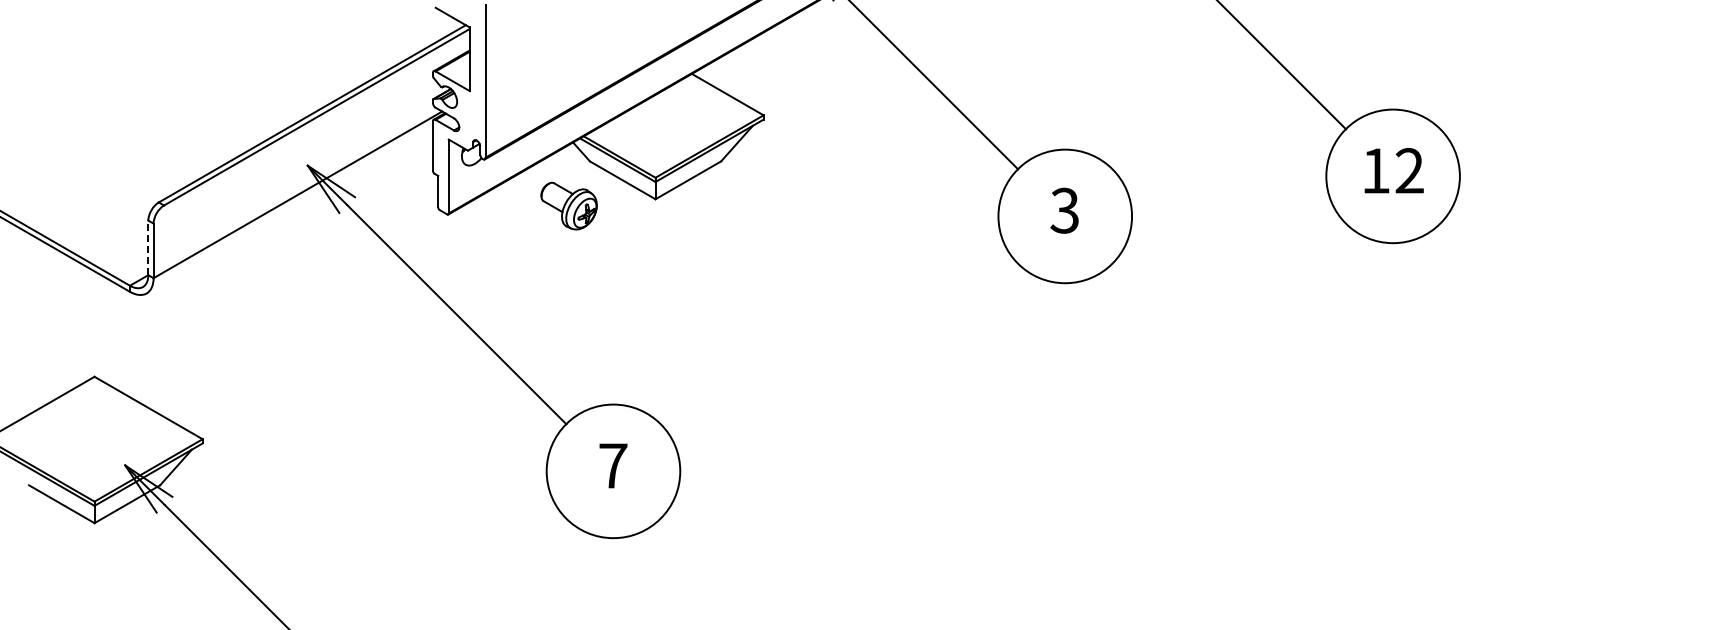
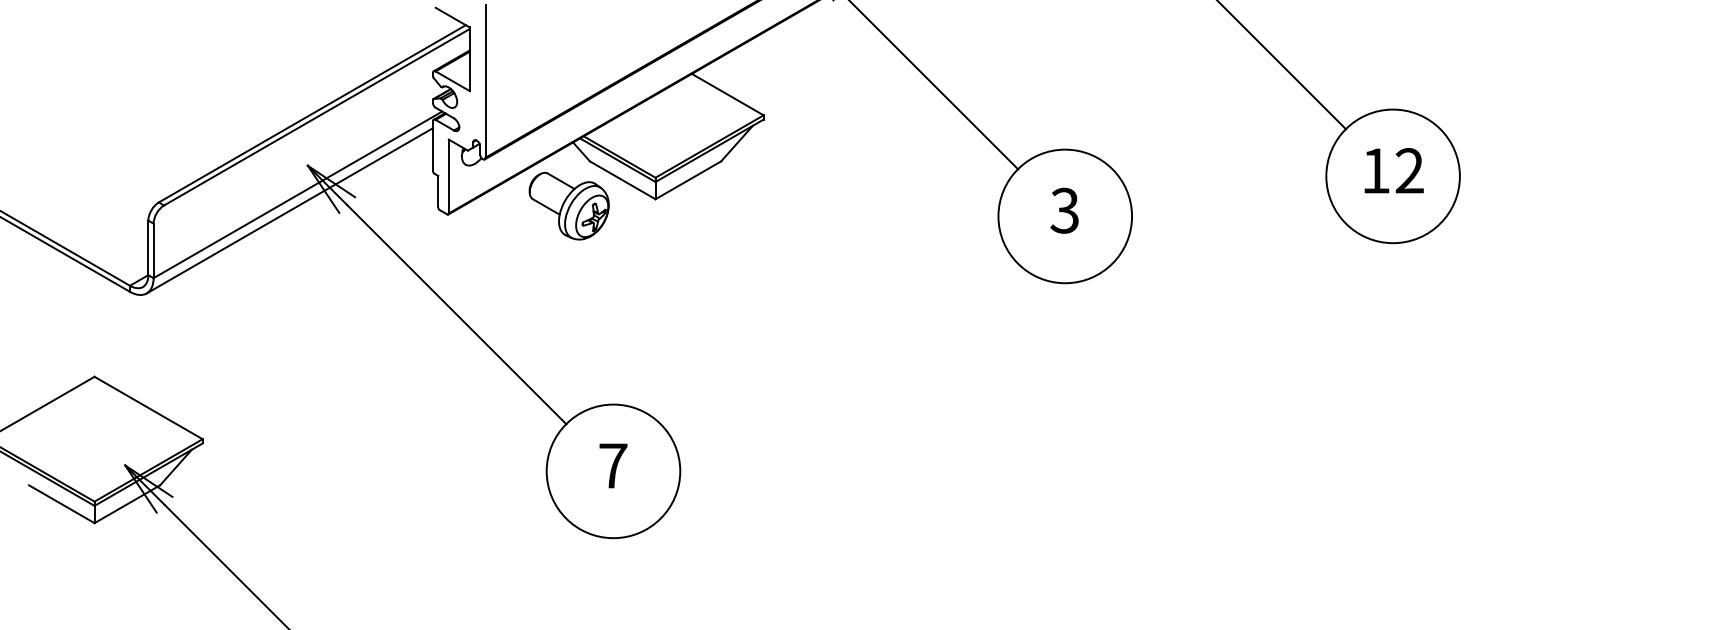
part size: 58x50 px -> 82x70 px (568, 205)
line: none -> present (289, 210)
line: dashed -> solid (148, 247)
